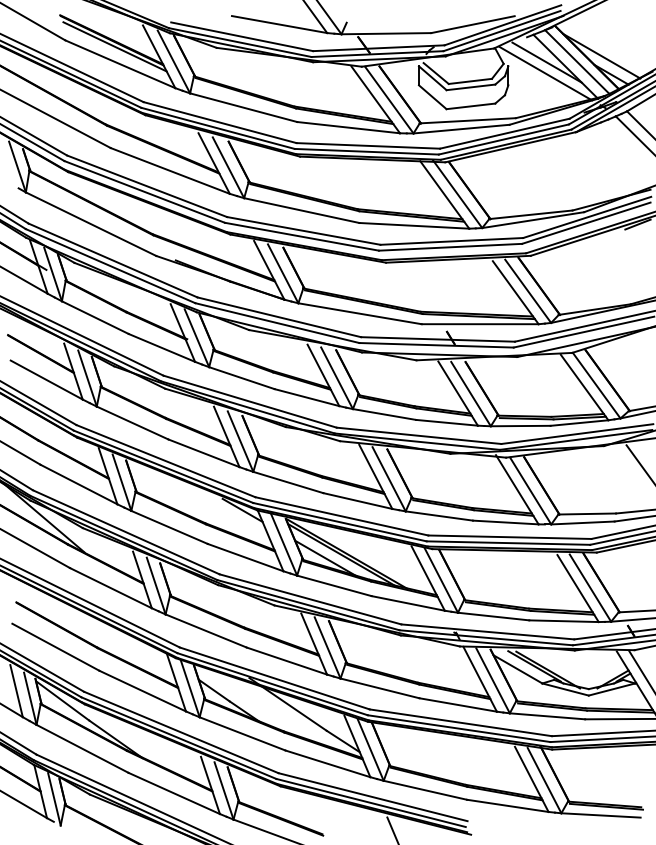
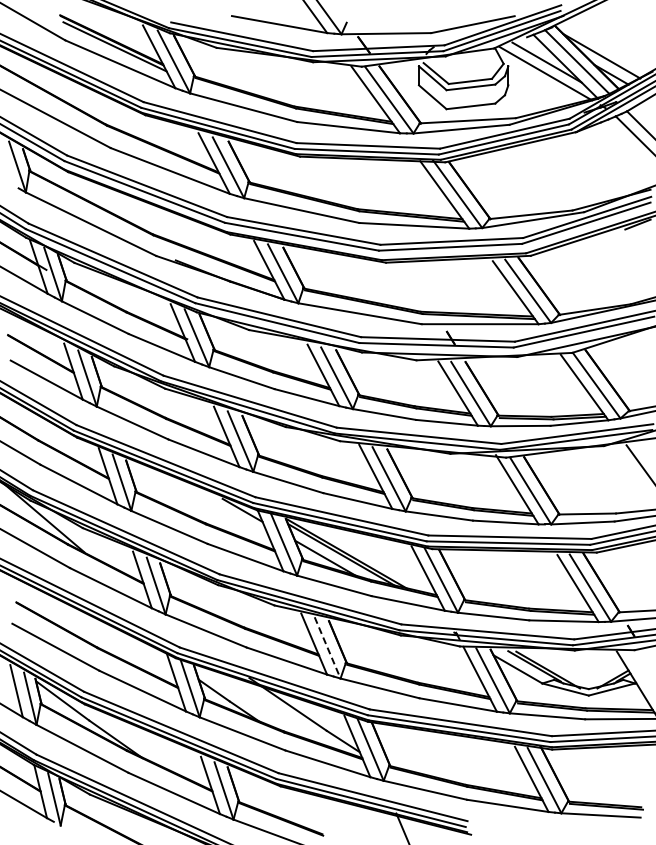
line: solid -> dashed (327, 648)
line: present -> none (640, 669)
line position: (392, 829) -> (402, 827) (402, 827)
